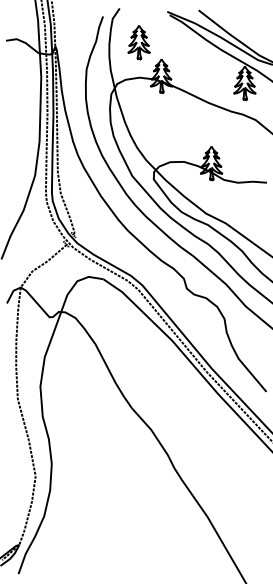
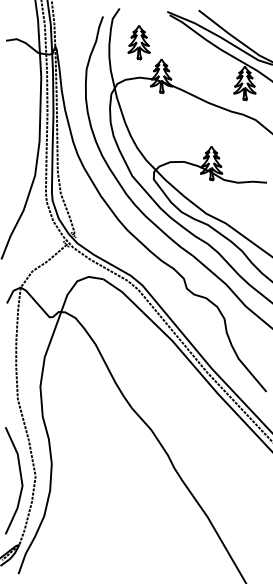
line: none -> present (20, 480)
